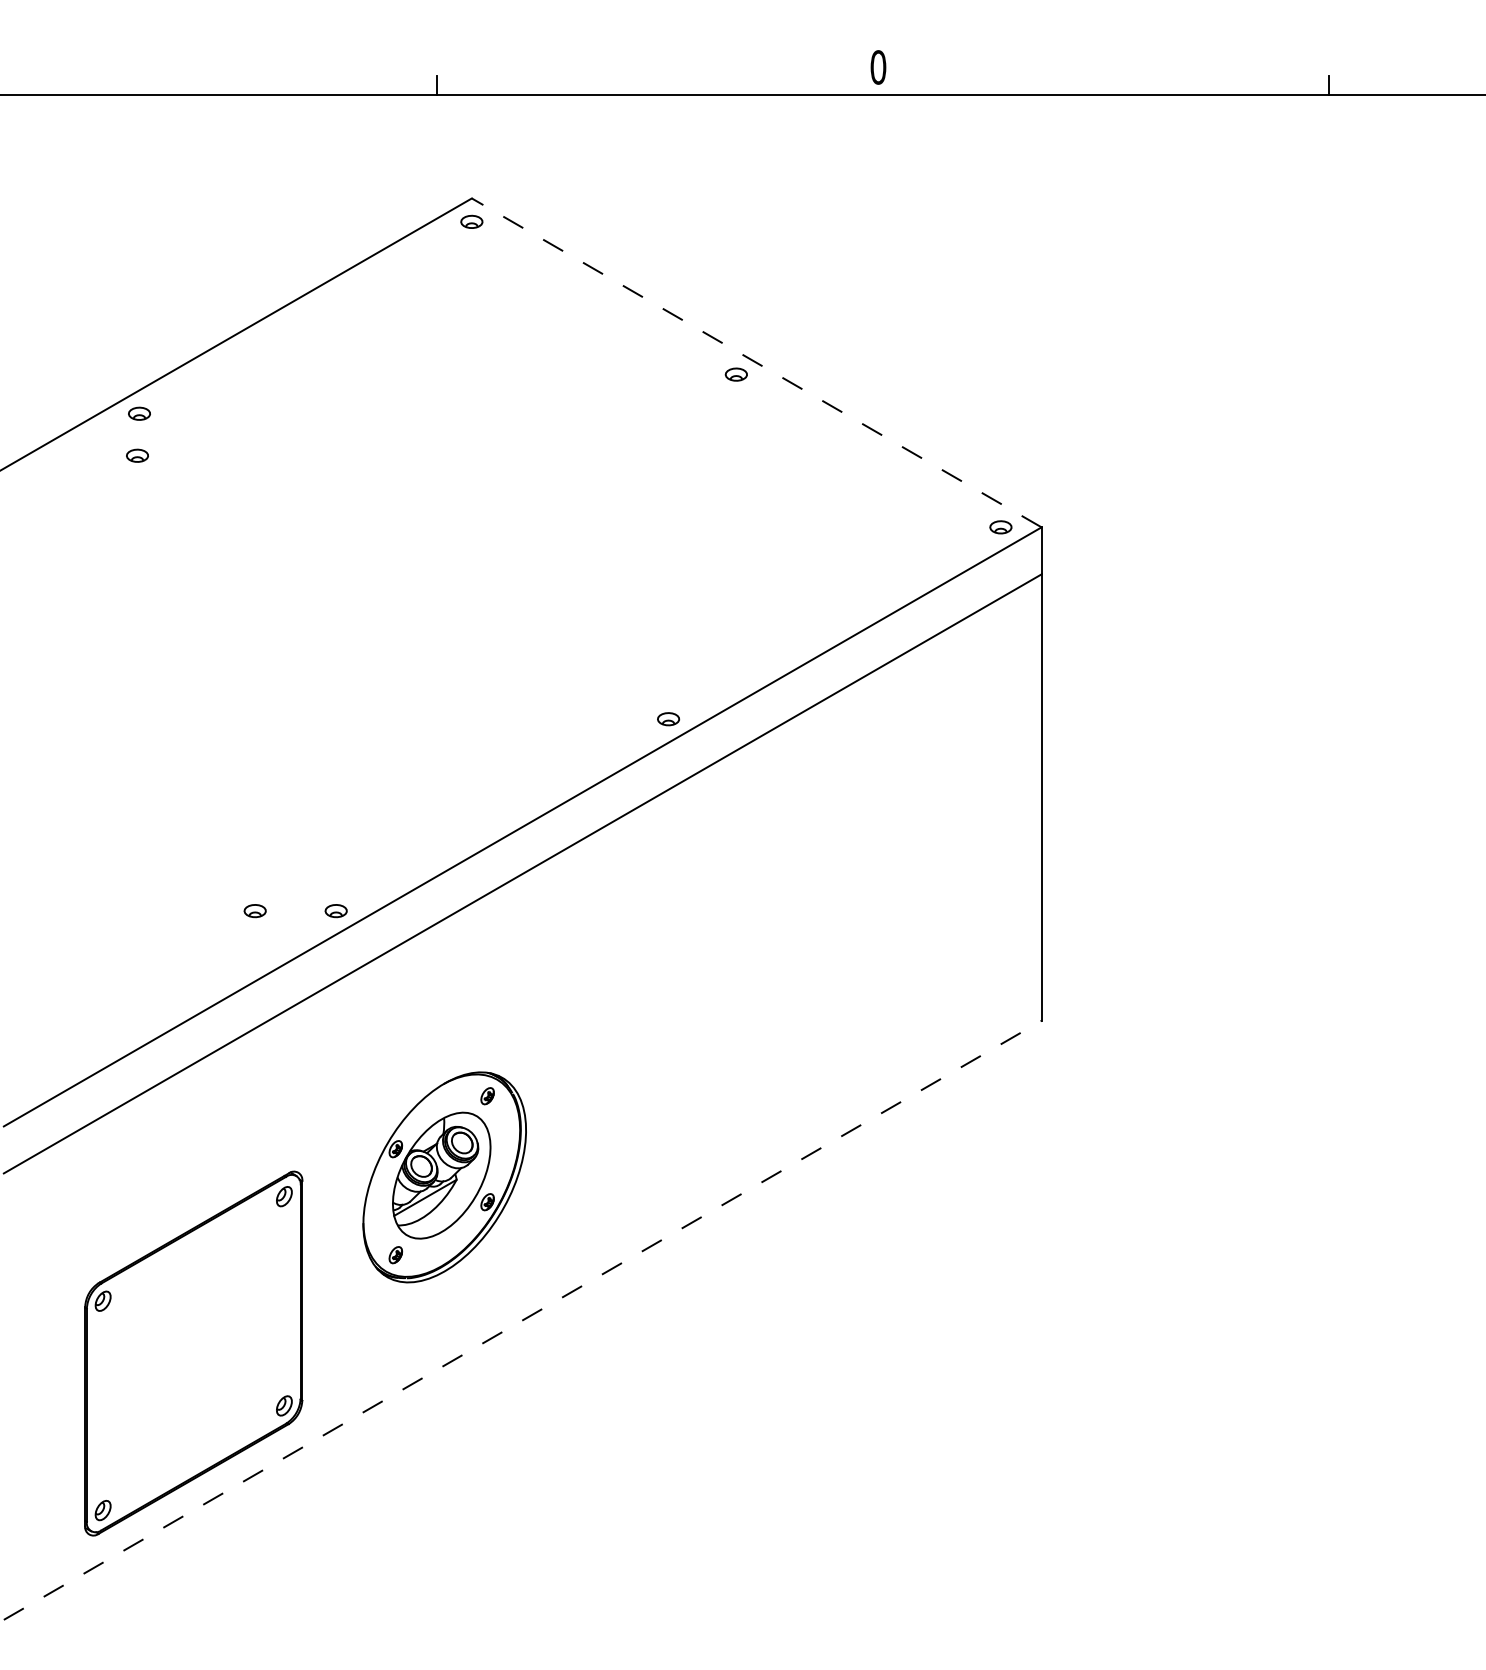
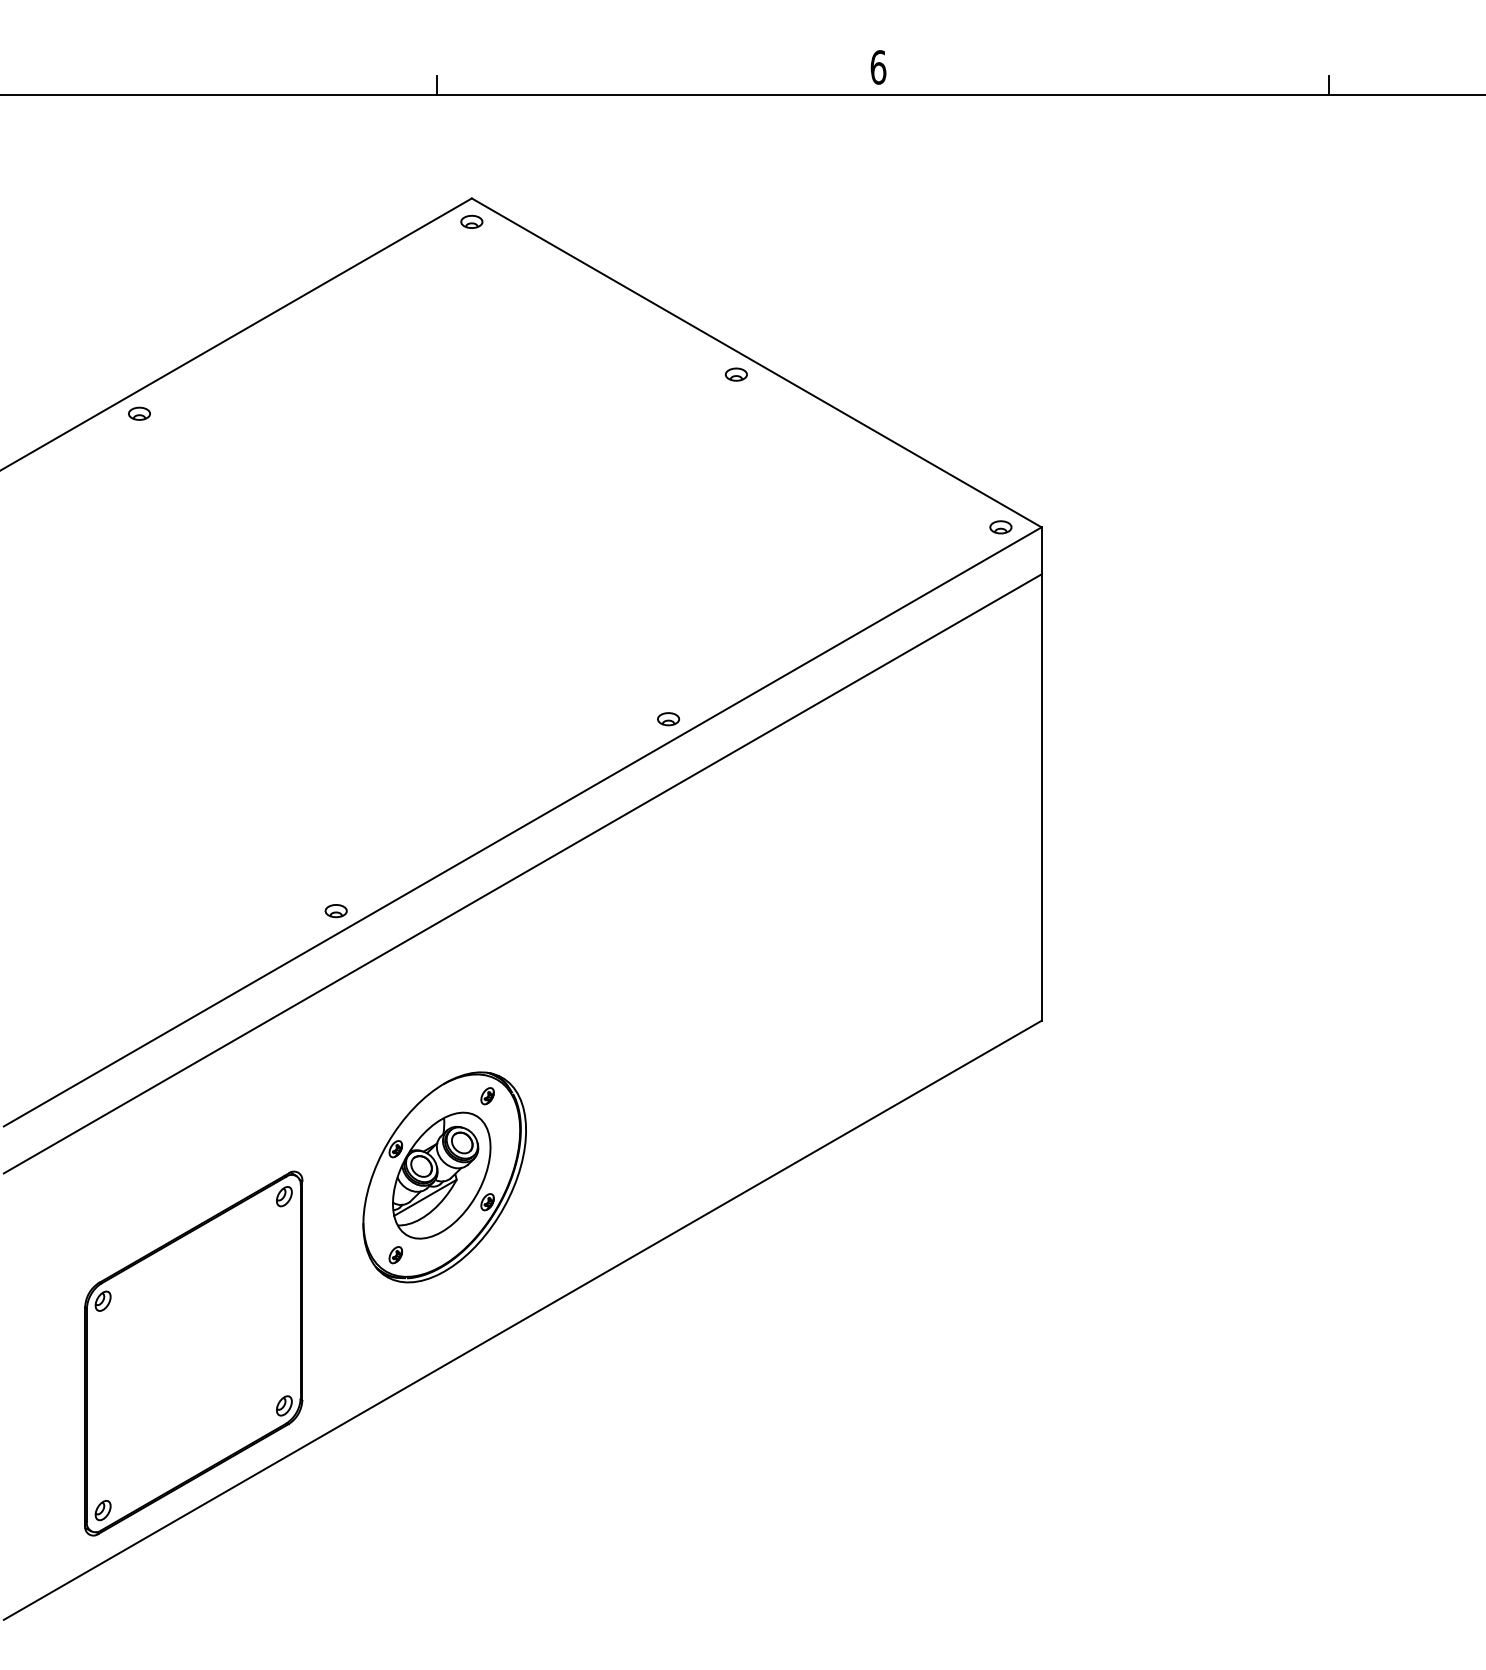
text: 0 -> 6 (878, 67)
line: dashed -> solid (756, 362)
part: present -> none (137, 455)
part: present -> none (254, 911)
line: dashed -> solid (523, 1320)
